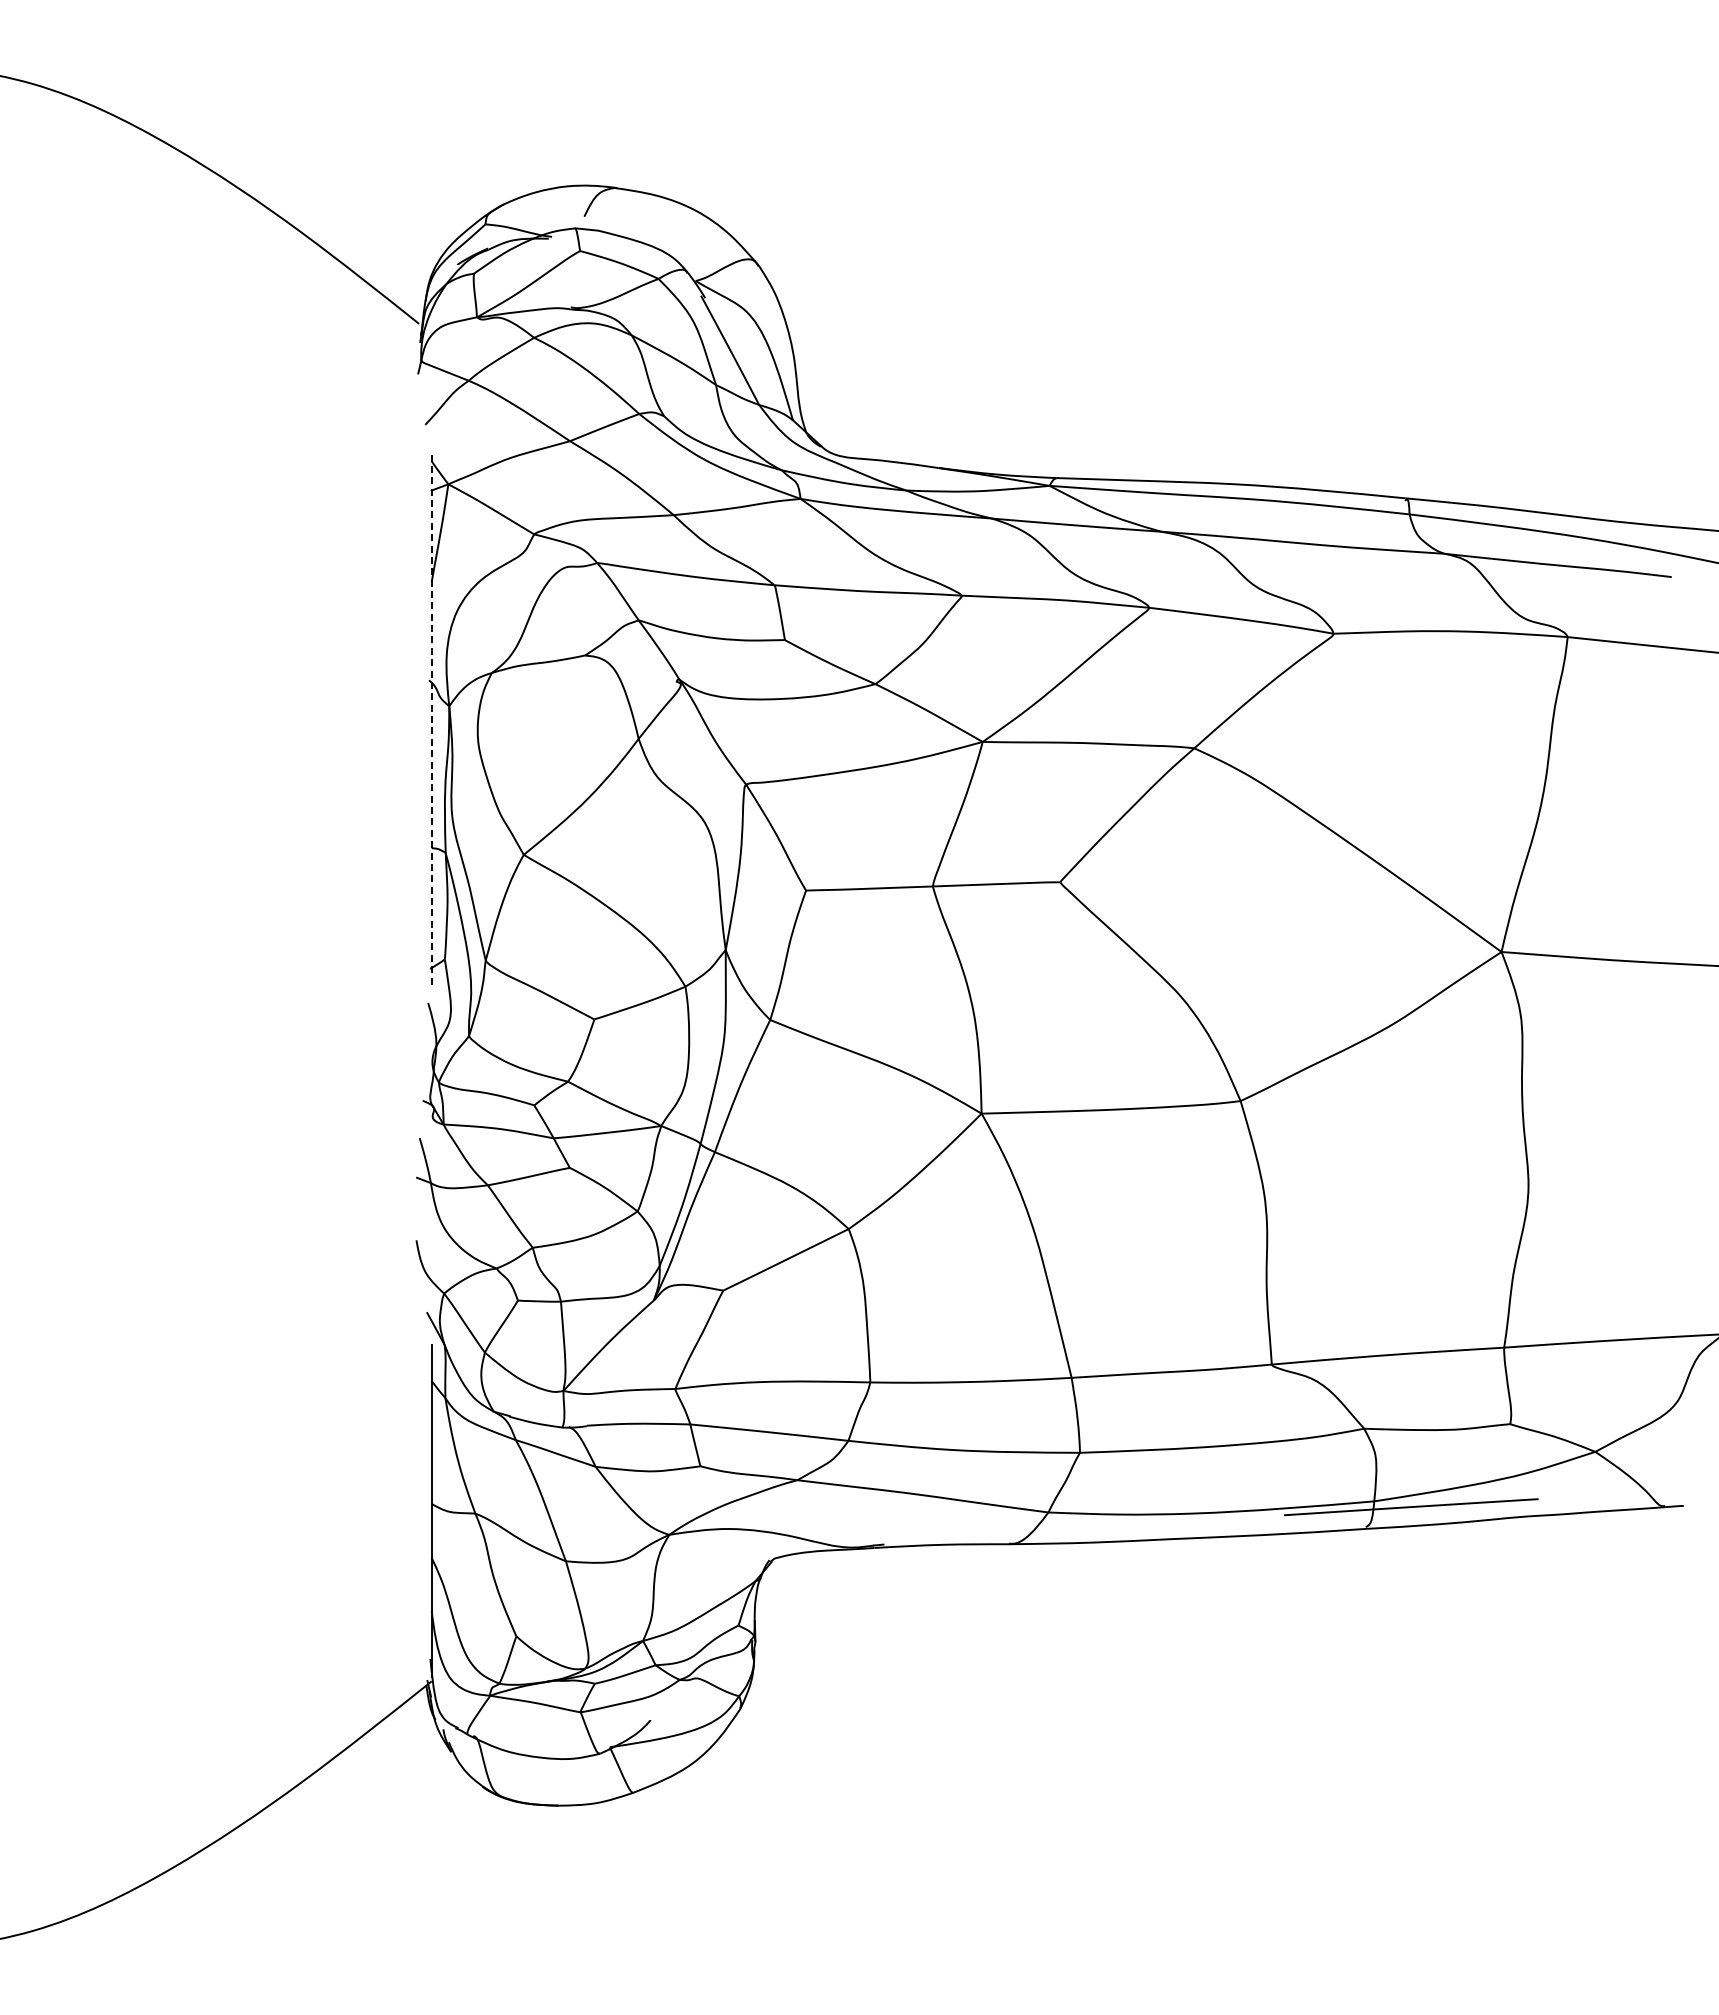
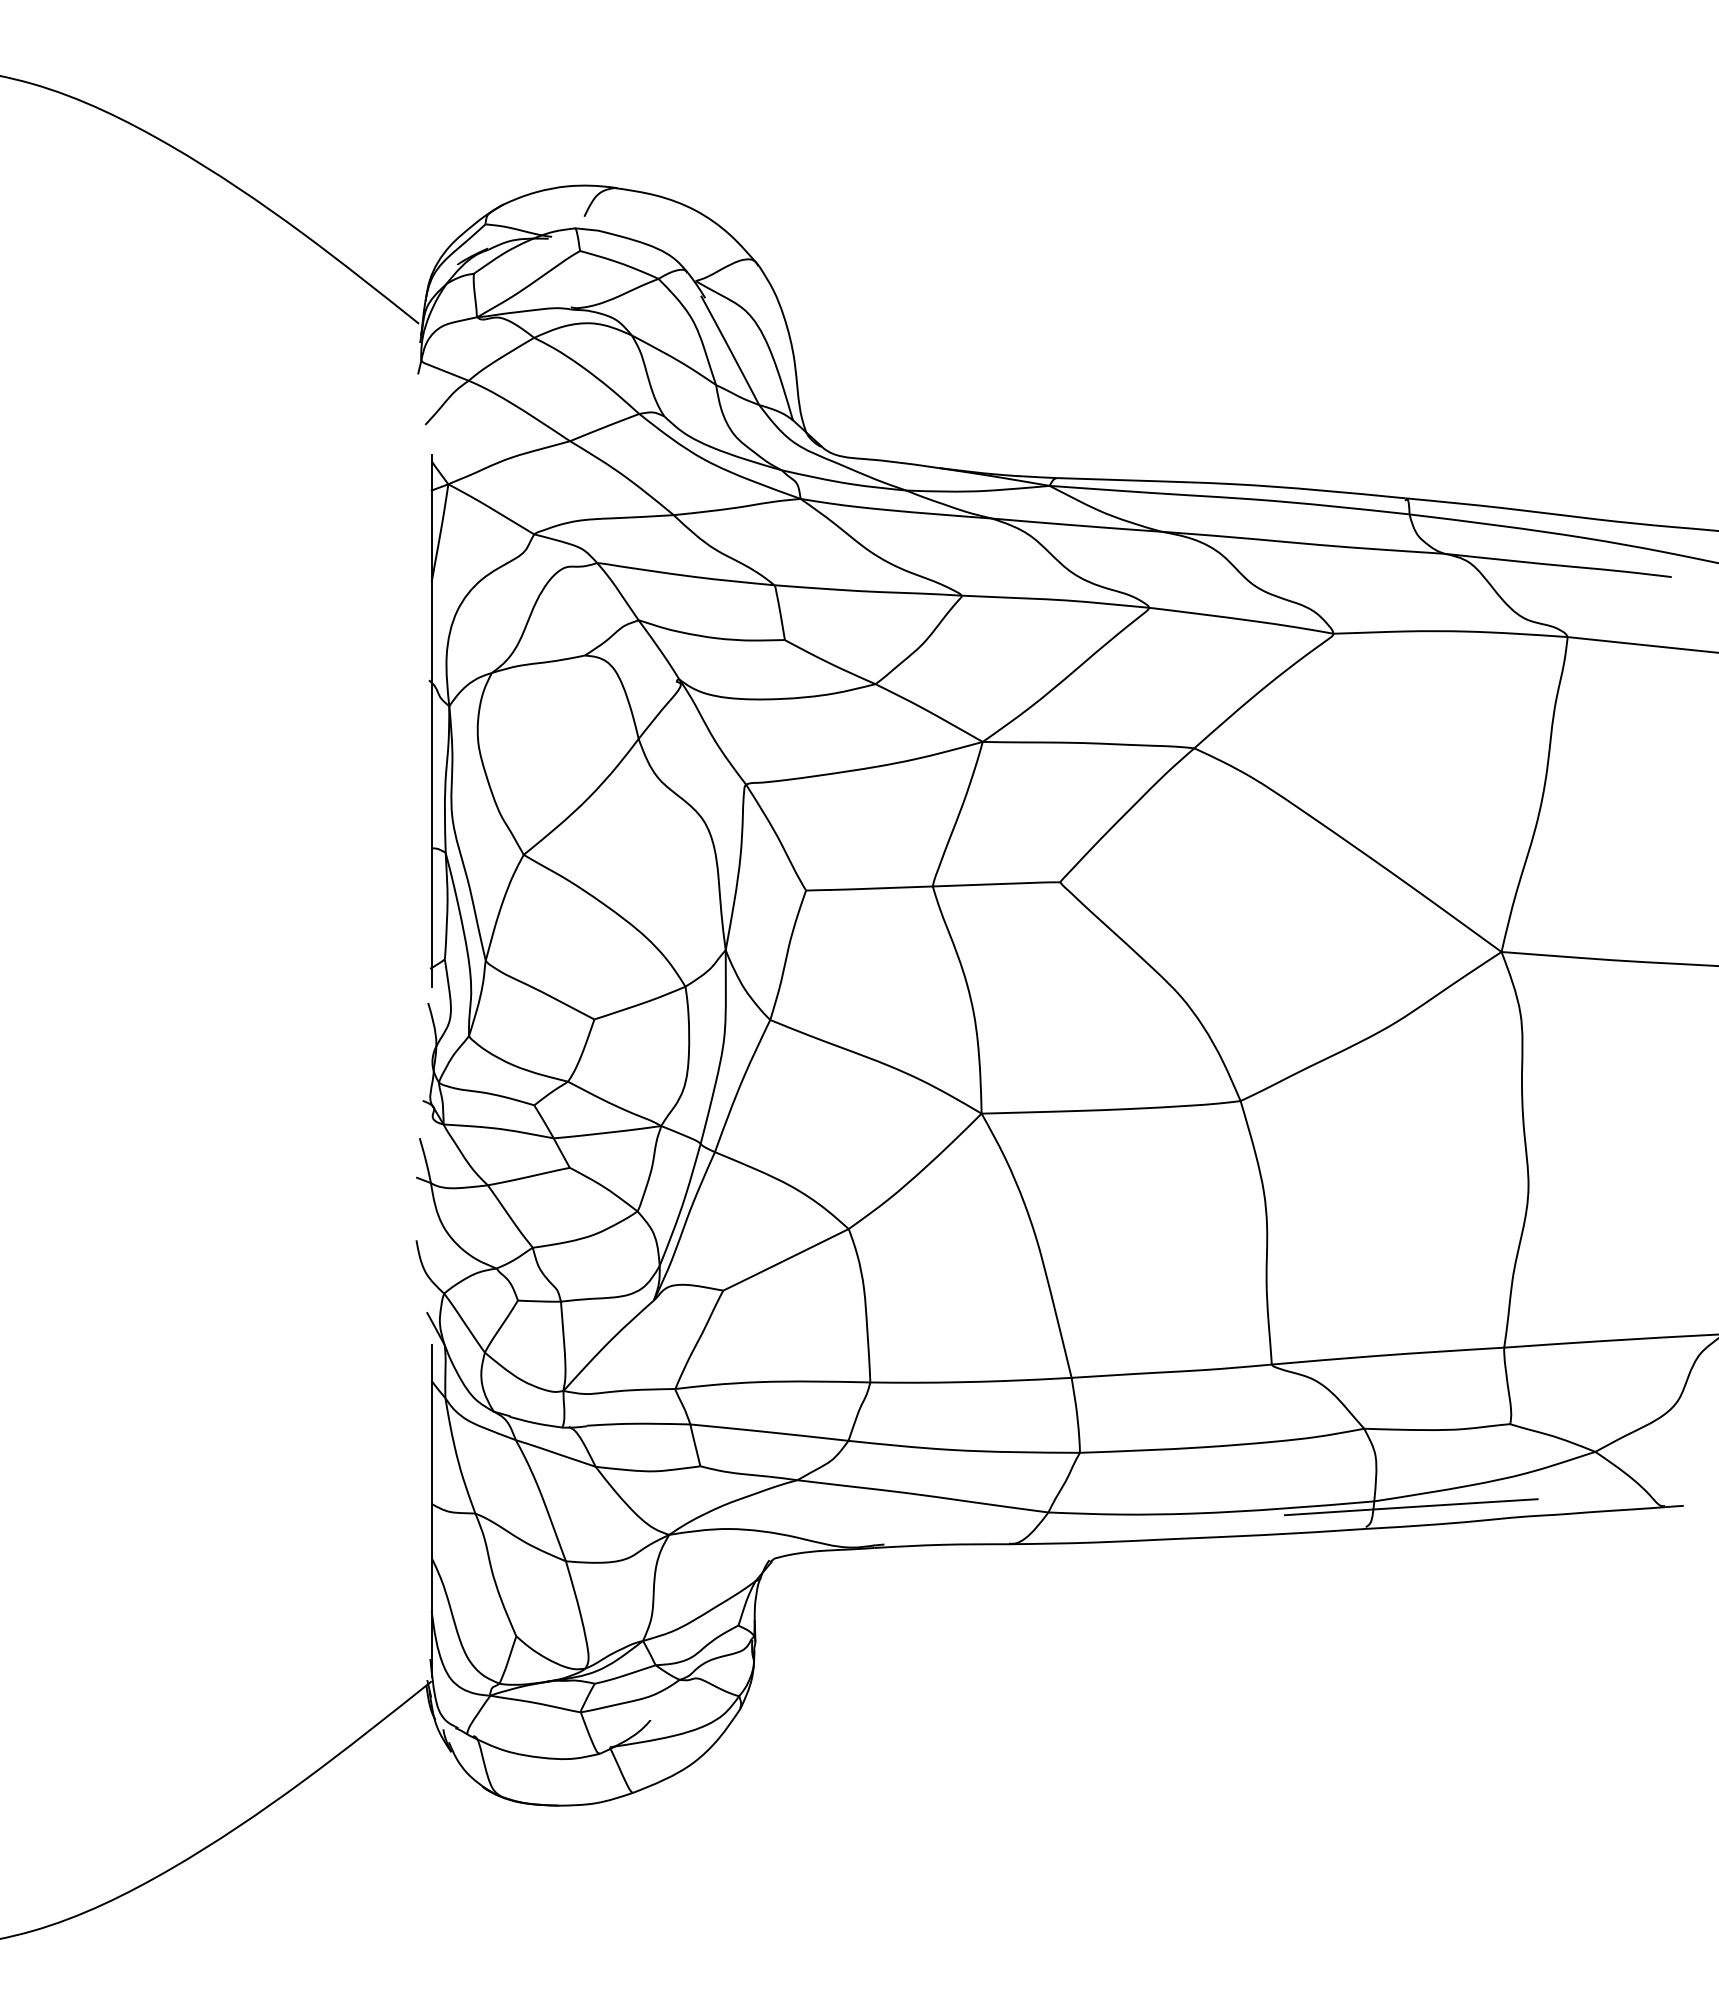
line: dashed -> solid (431, 721)
